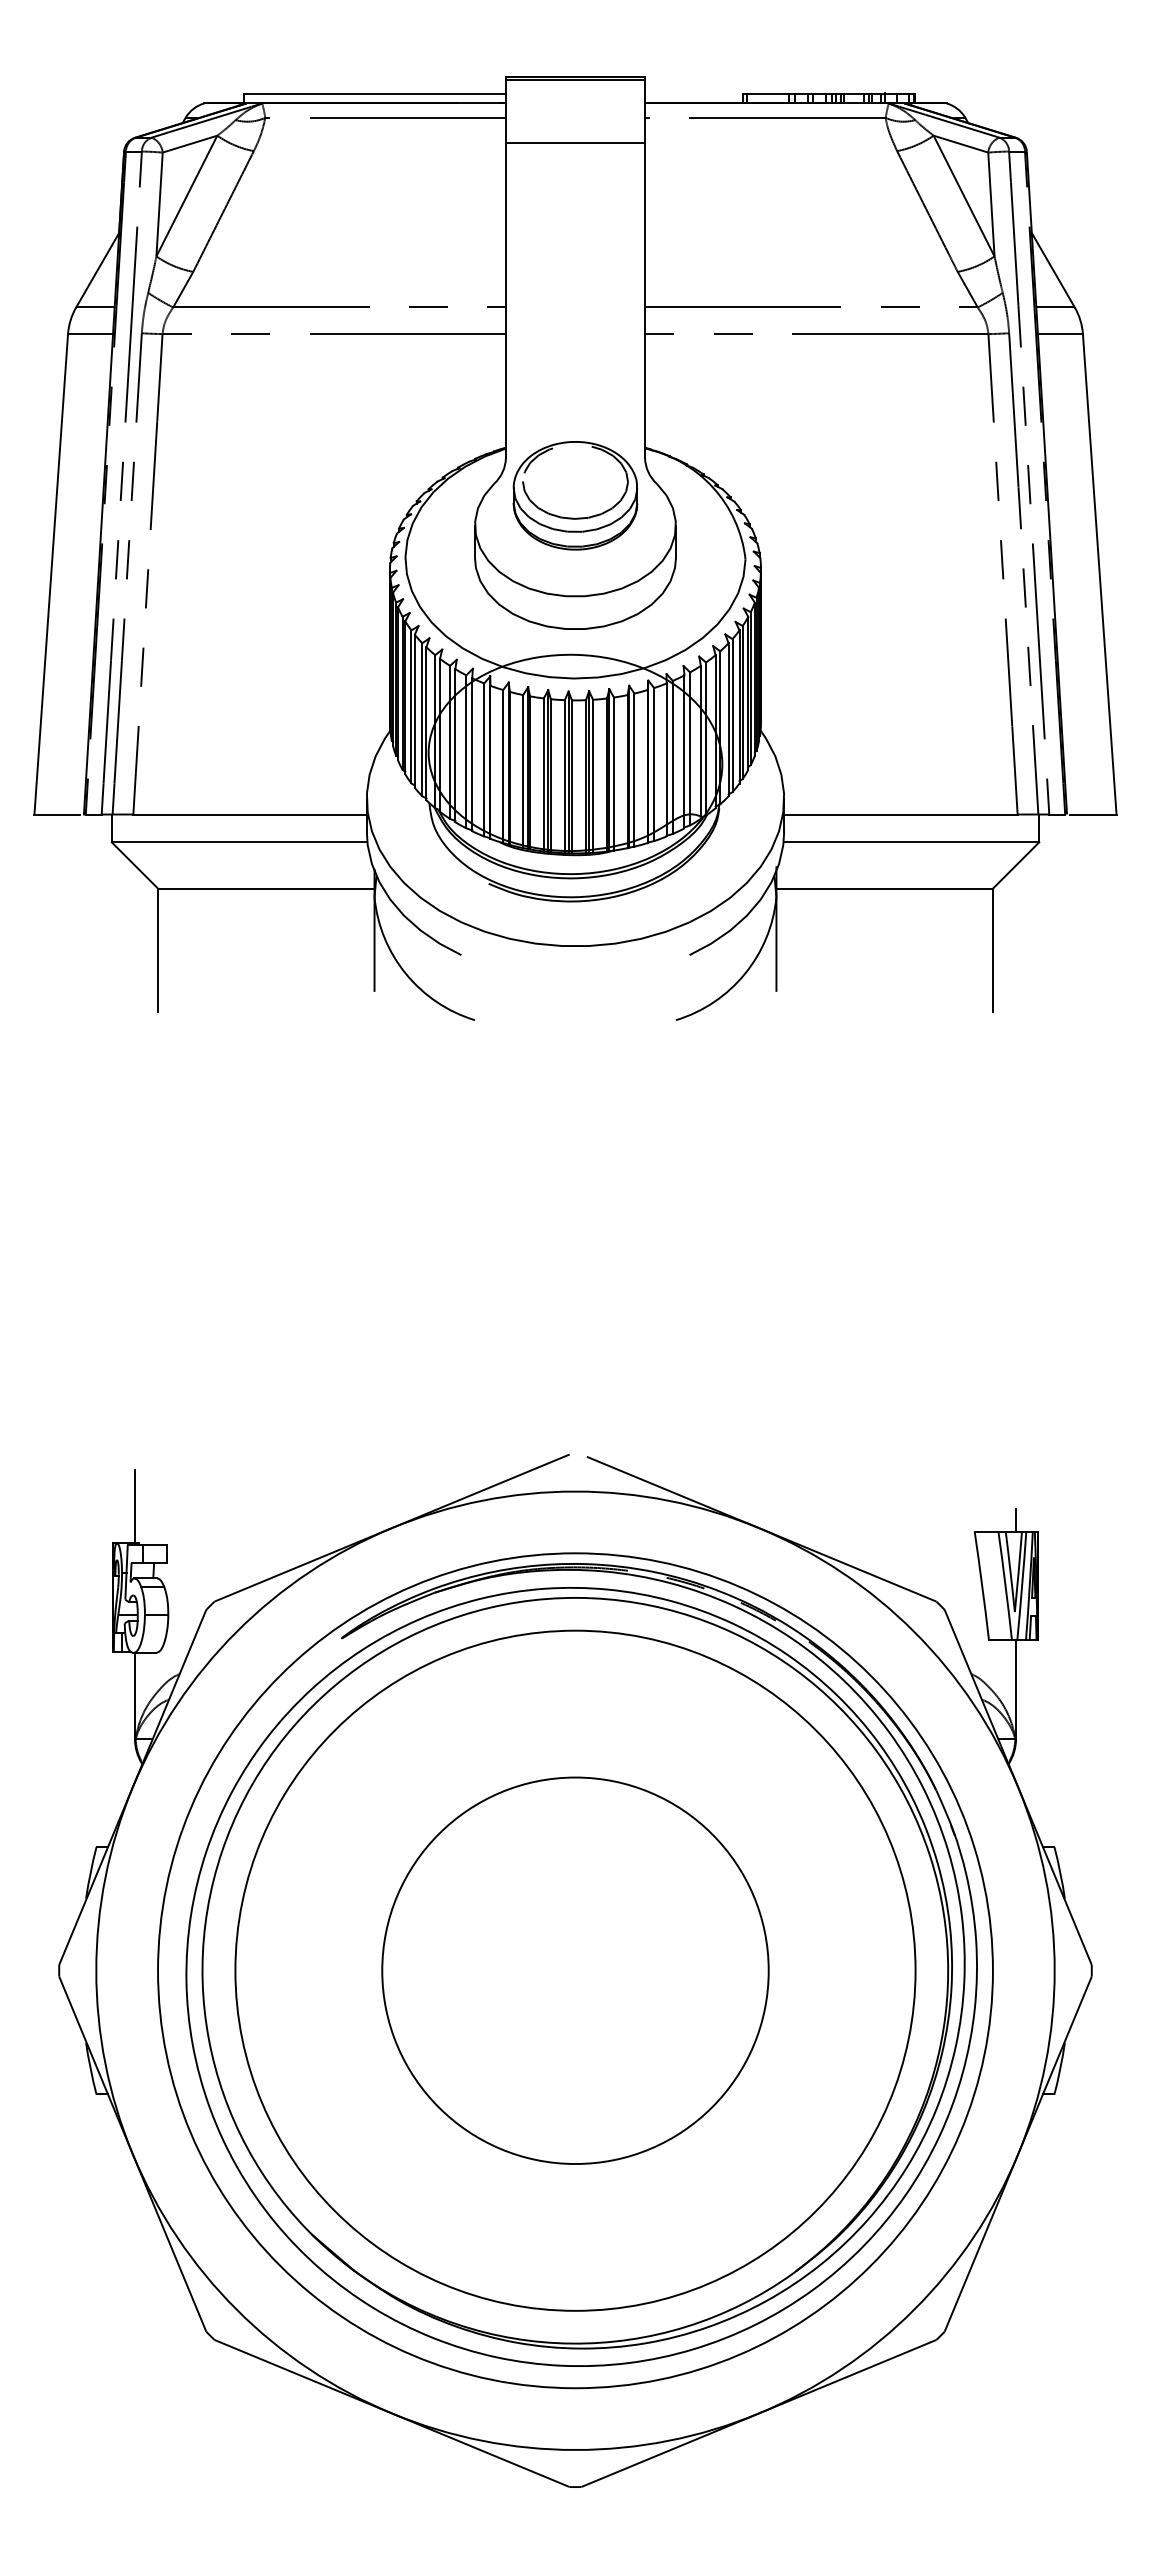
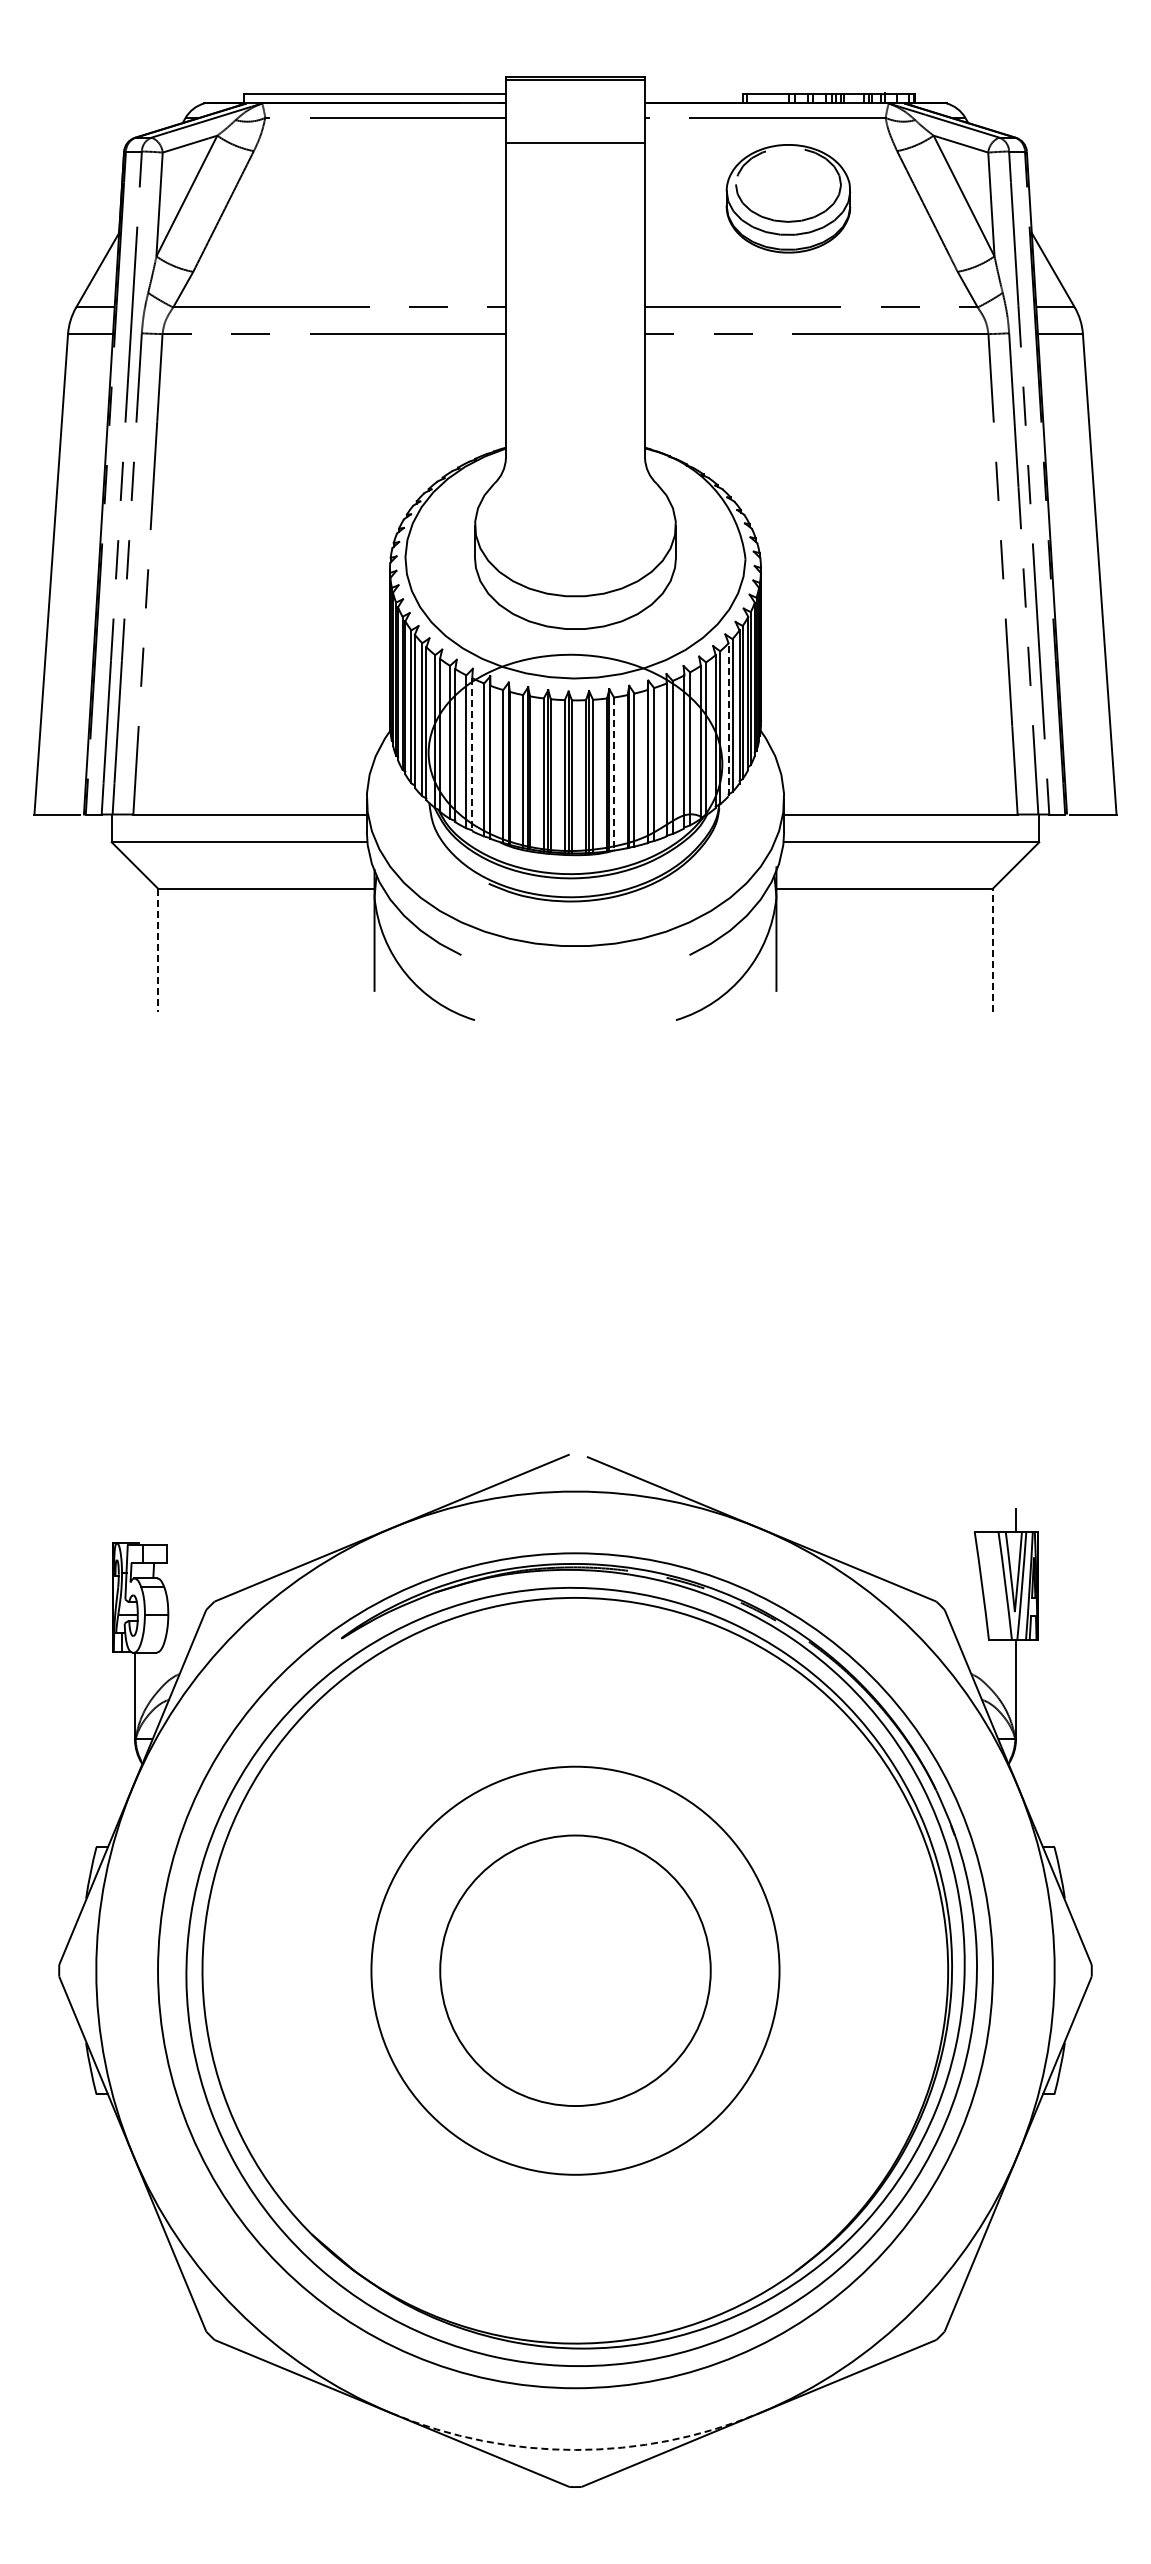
part position: (575, 495) -> (788, 198) (788, 198)
line: solid -> dashed (728, 719)
line: solid -> dashed (472, 754)
line: solid -> dashed (614, 774)
line: solid -> dashed (158, 950)
line: solid -> dashed (992, 950)
line: present -> none (134, 1506)
circle diameter: 386 px -> 271 px (575, 1970)
circle diameter: 680 px -> 408 px (575, 1970)
arc: solid -> dashed (575, 2449)
